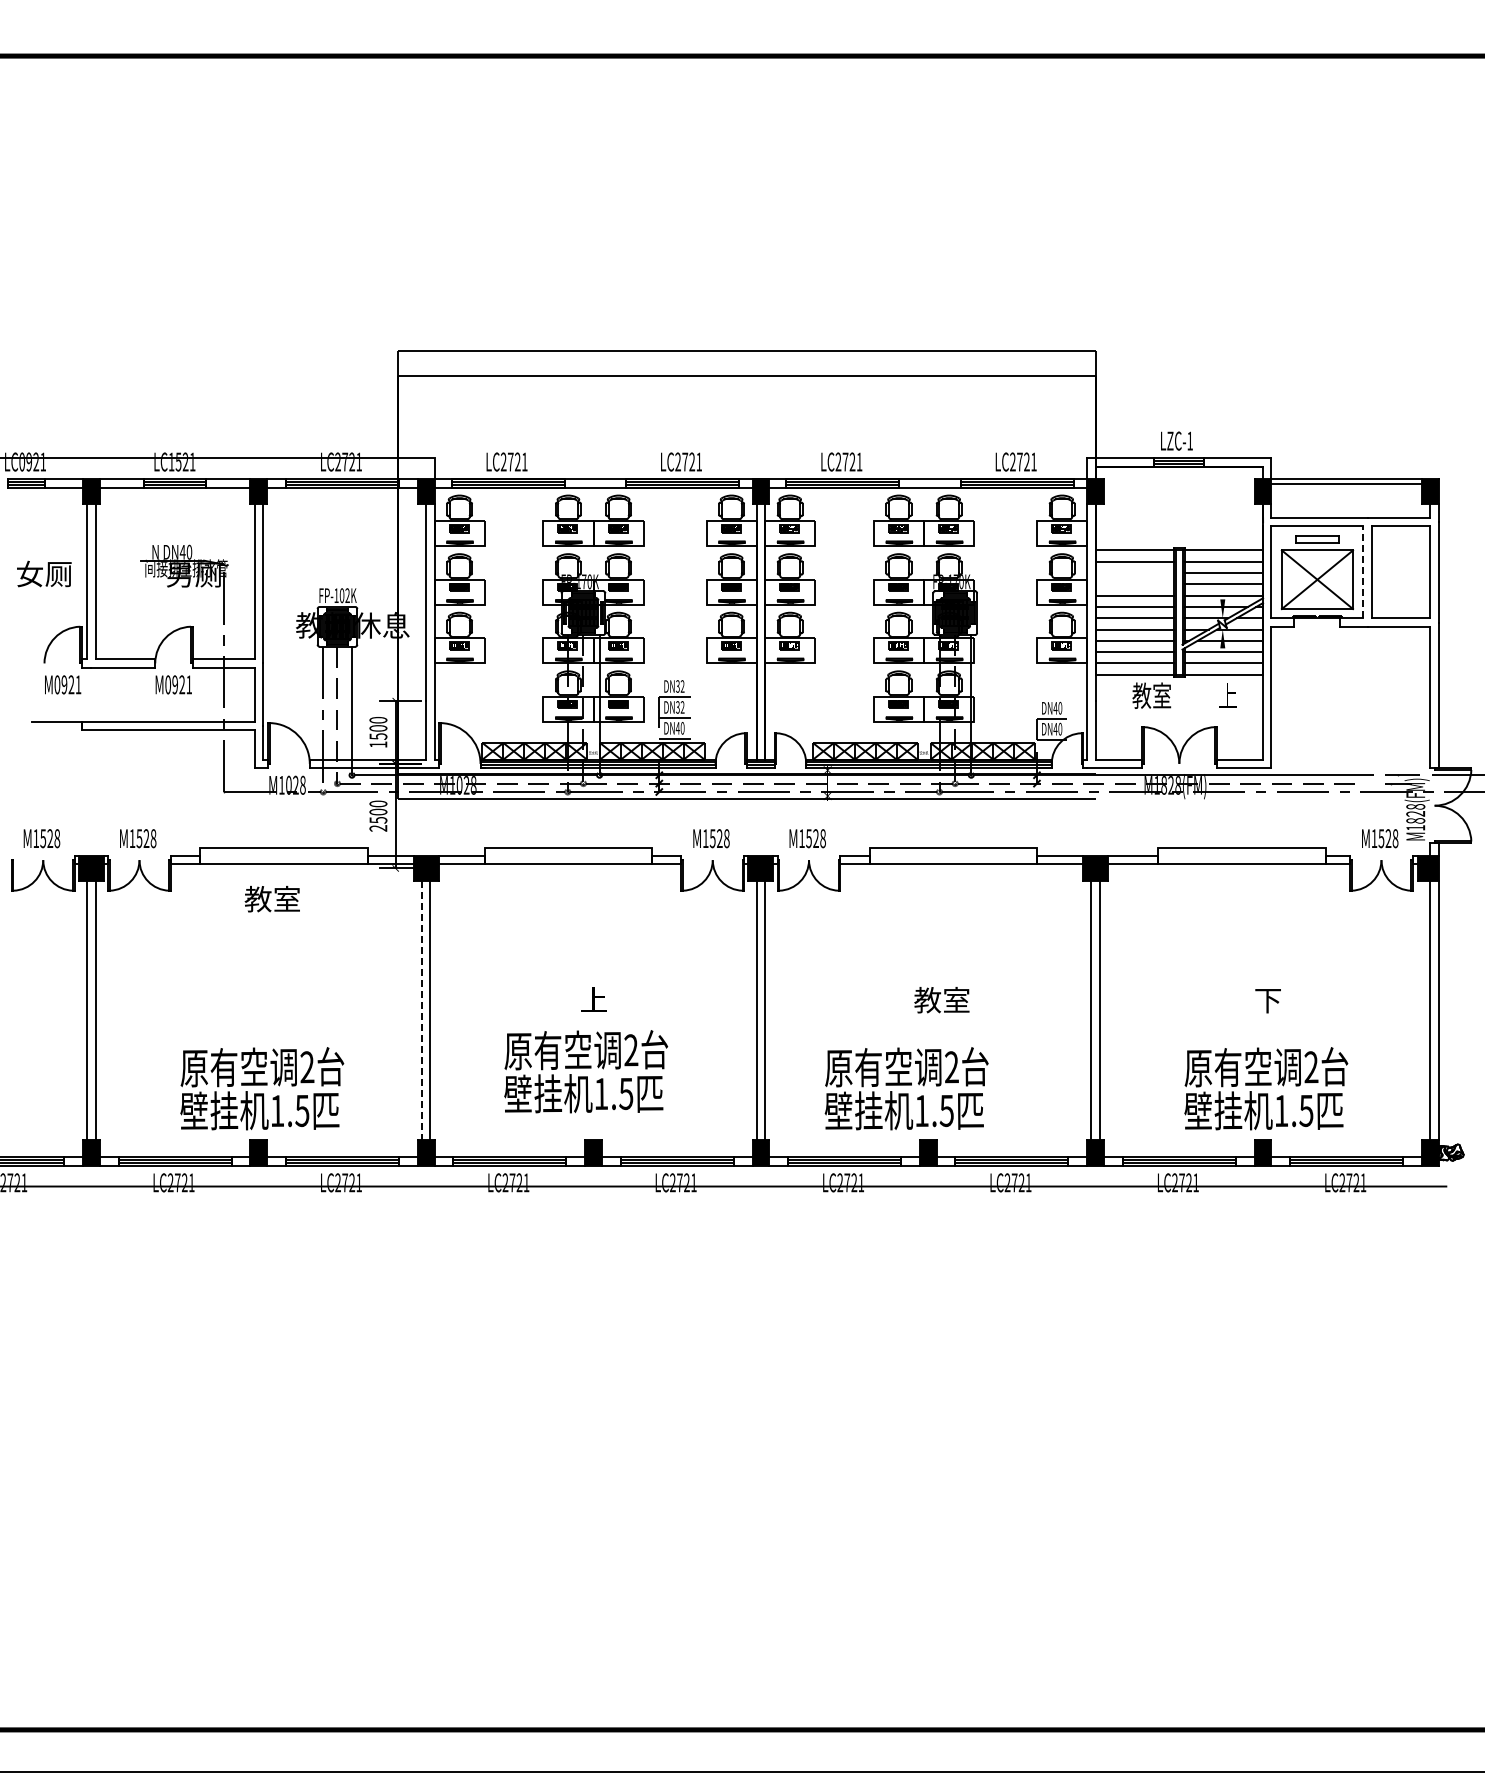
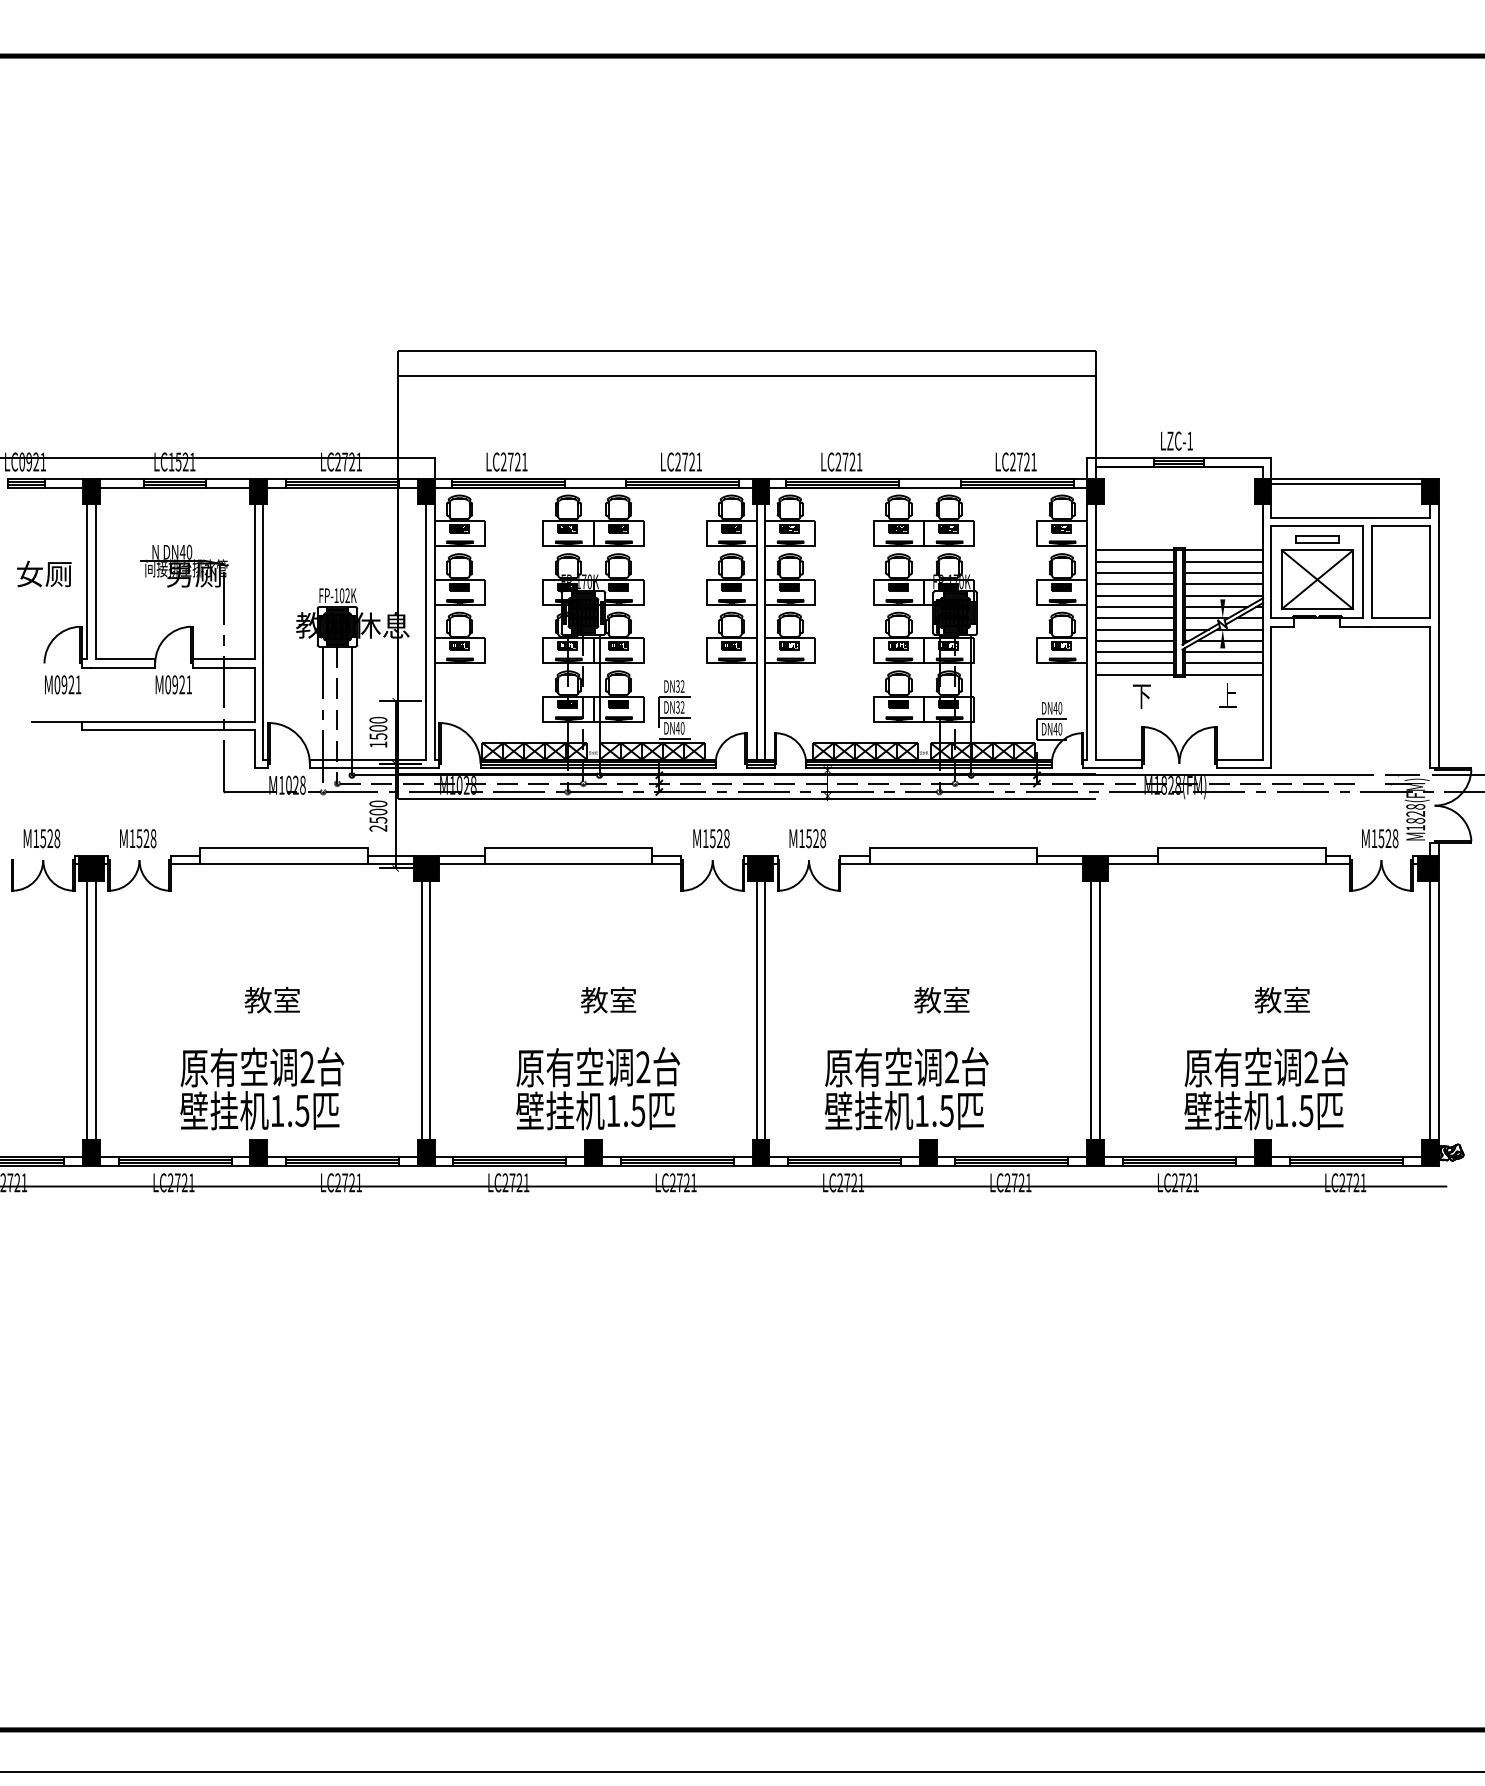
line: dashed -> solid (1363, 571)
line: none -> present (1134, 573)
line: none -> present (1134, 584)
text: 教室 -> 下 (1151, 695)
text position: (271, 899) -> (271, 1000) (271, 1000)
text: 上 -> 教室 (608, 999)
text: 下 -> 教室 (1281, 999)
line: dashed -> solid (421, 1010)
text position: (586, 1071) -> (598, 1088) (598, 1088)
